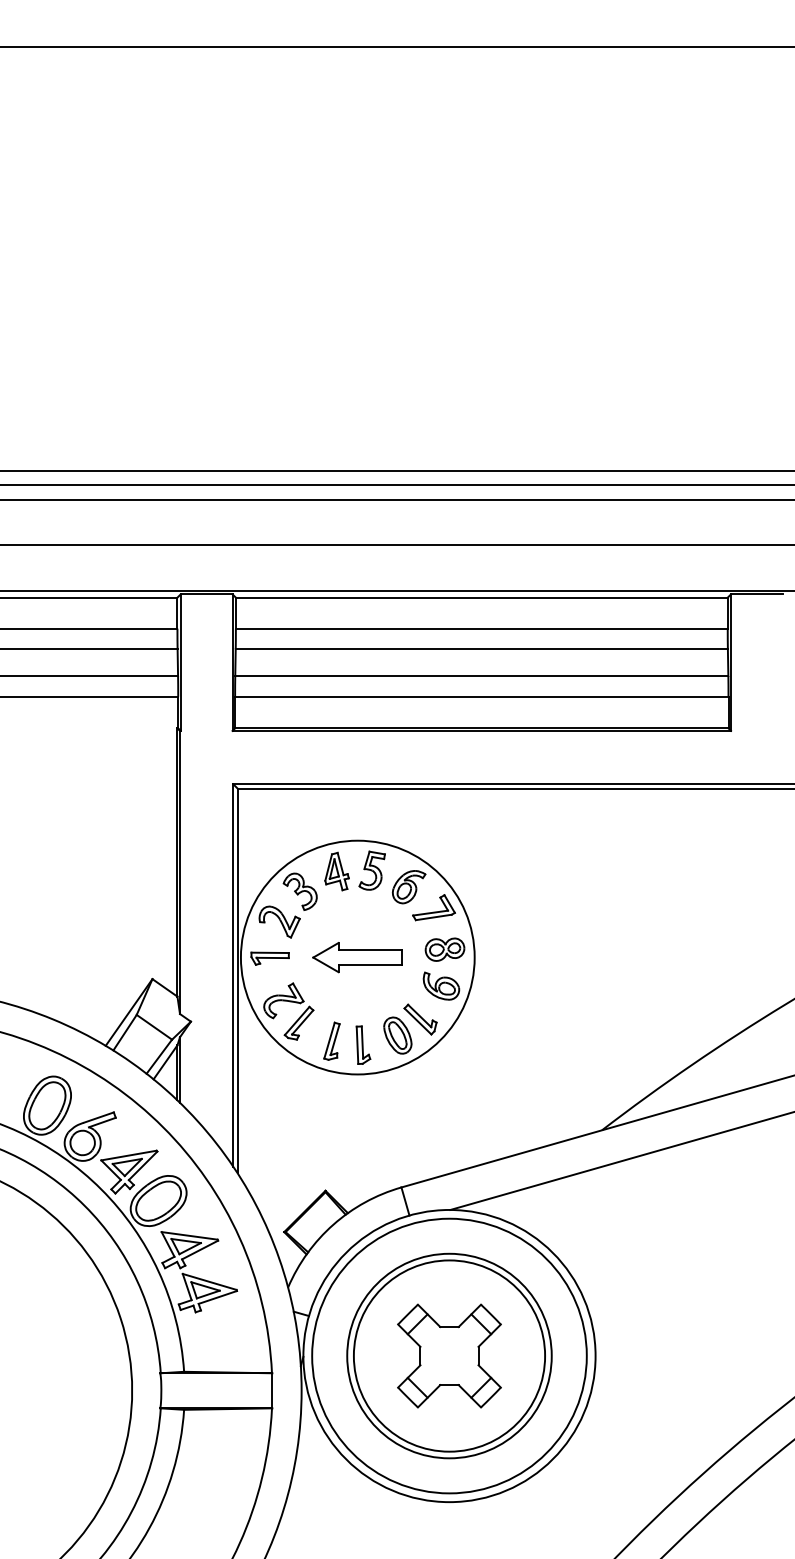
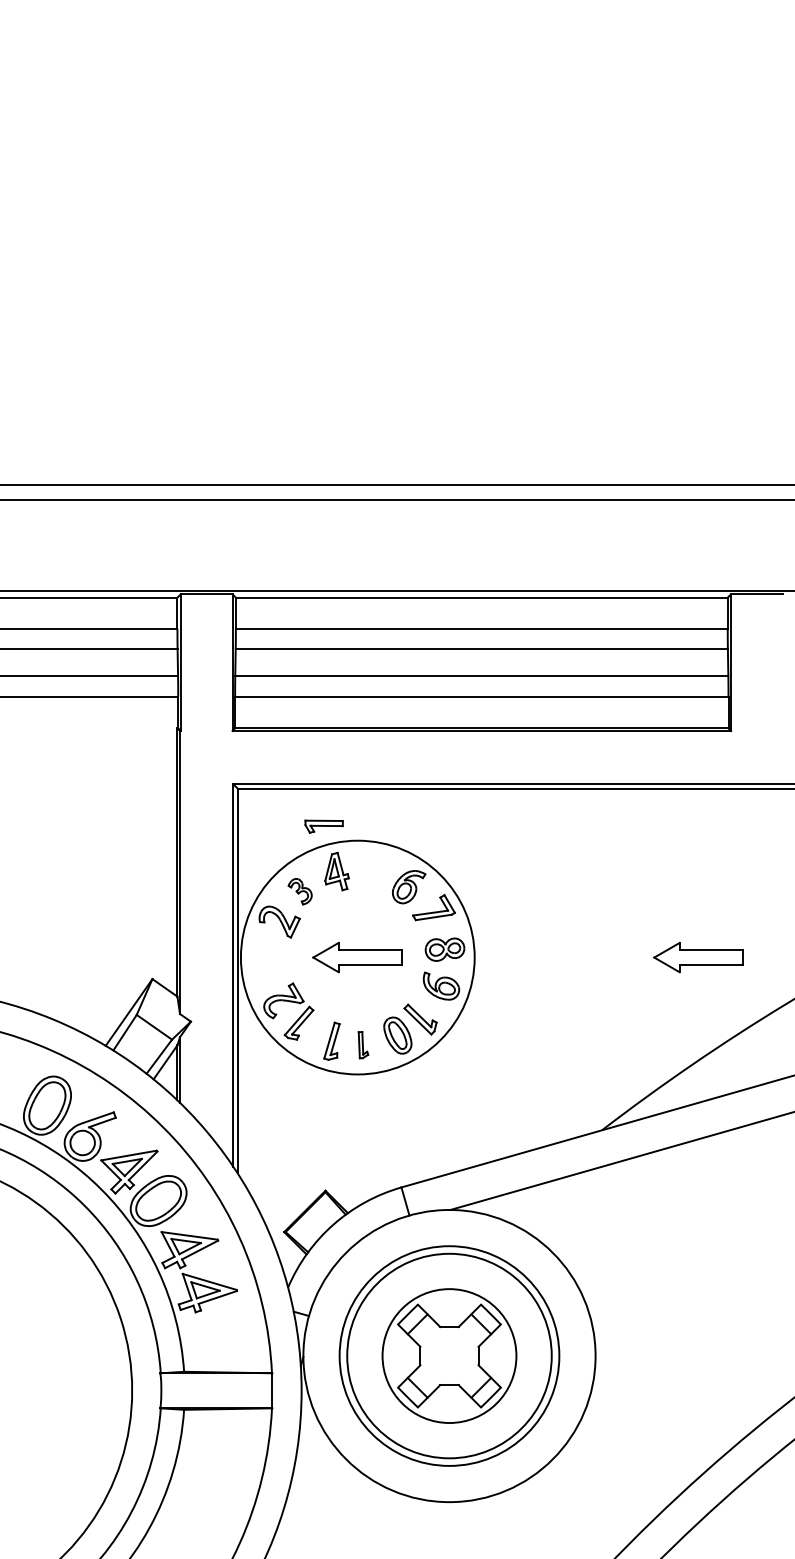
line: present -> none (396, 46)
line: present -> none (396, 470)
line: present -> none (396, 545)
part: present -> none (371, 870)
part size: 36x39 px -> 26x28 px (299, 891)
part: none -> present (698, 957)
part position: (269, 958) -> (323, 826) (323, 826)
part size: 17x40 px -> 13x29 px (363, 1045)
circle diameter: 191 px -> 134 px (449, 1356)
circle diameter: 275 px -> 220 px (449, 1355)
